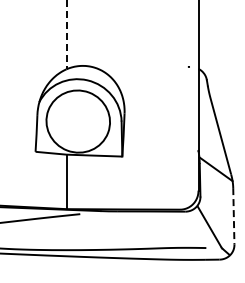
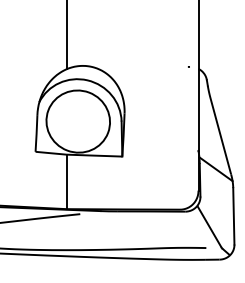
line: dashed -> solid (66, 35)
line: dashed -> solid (233, 216)
